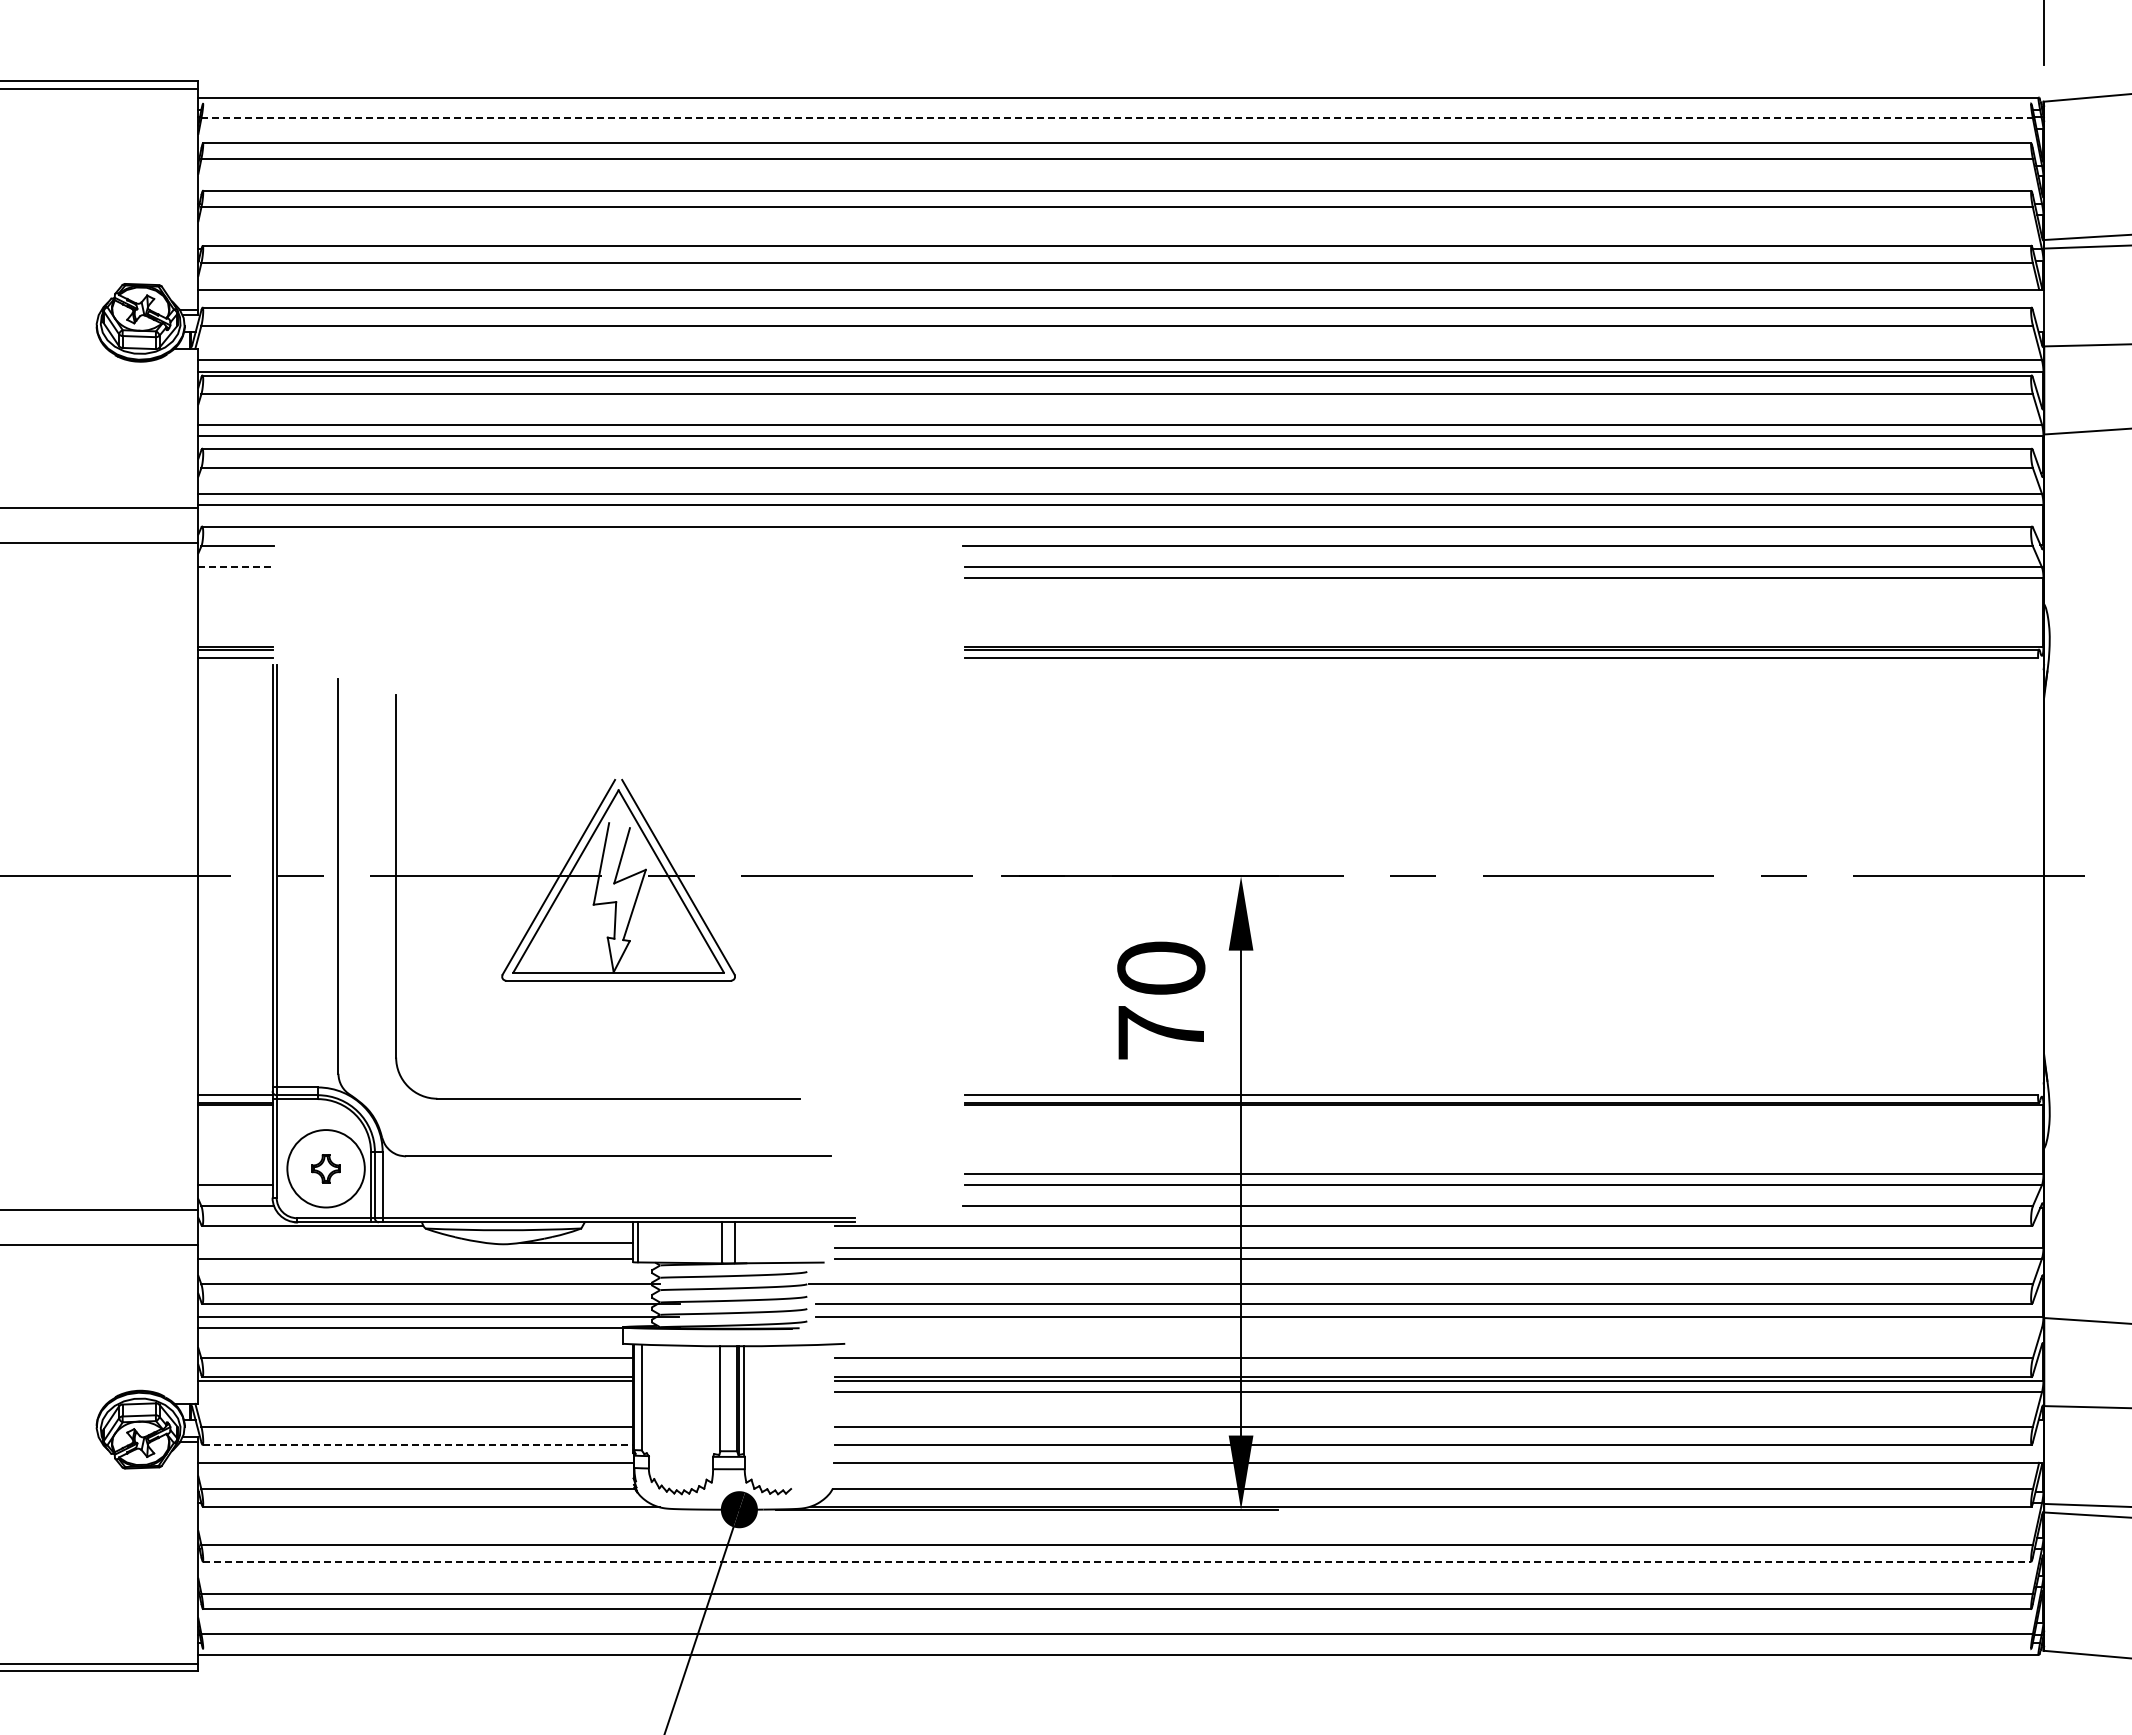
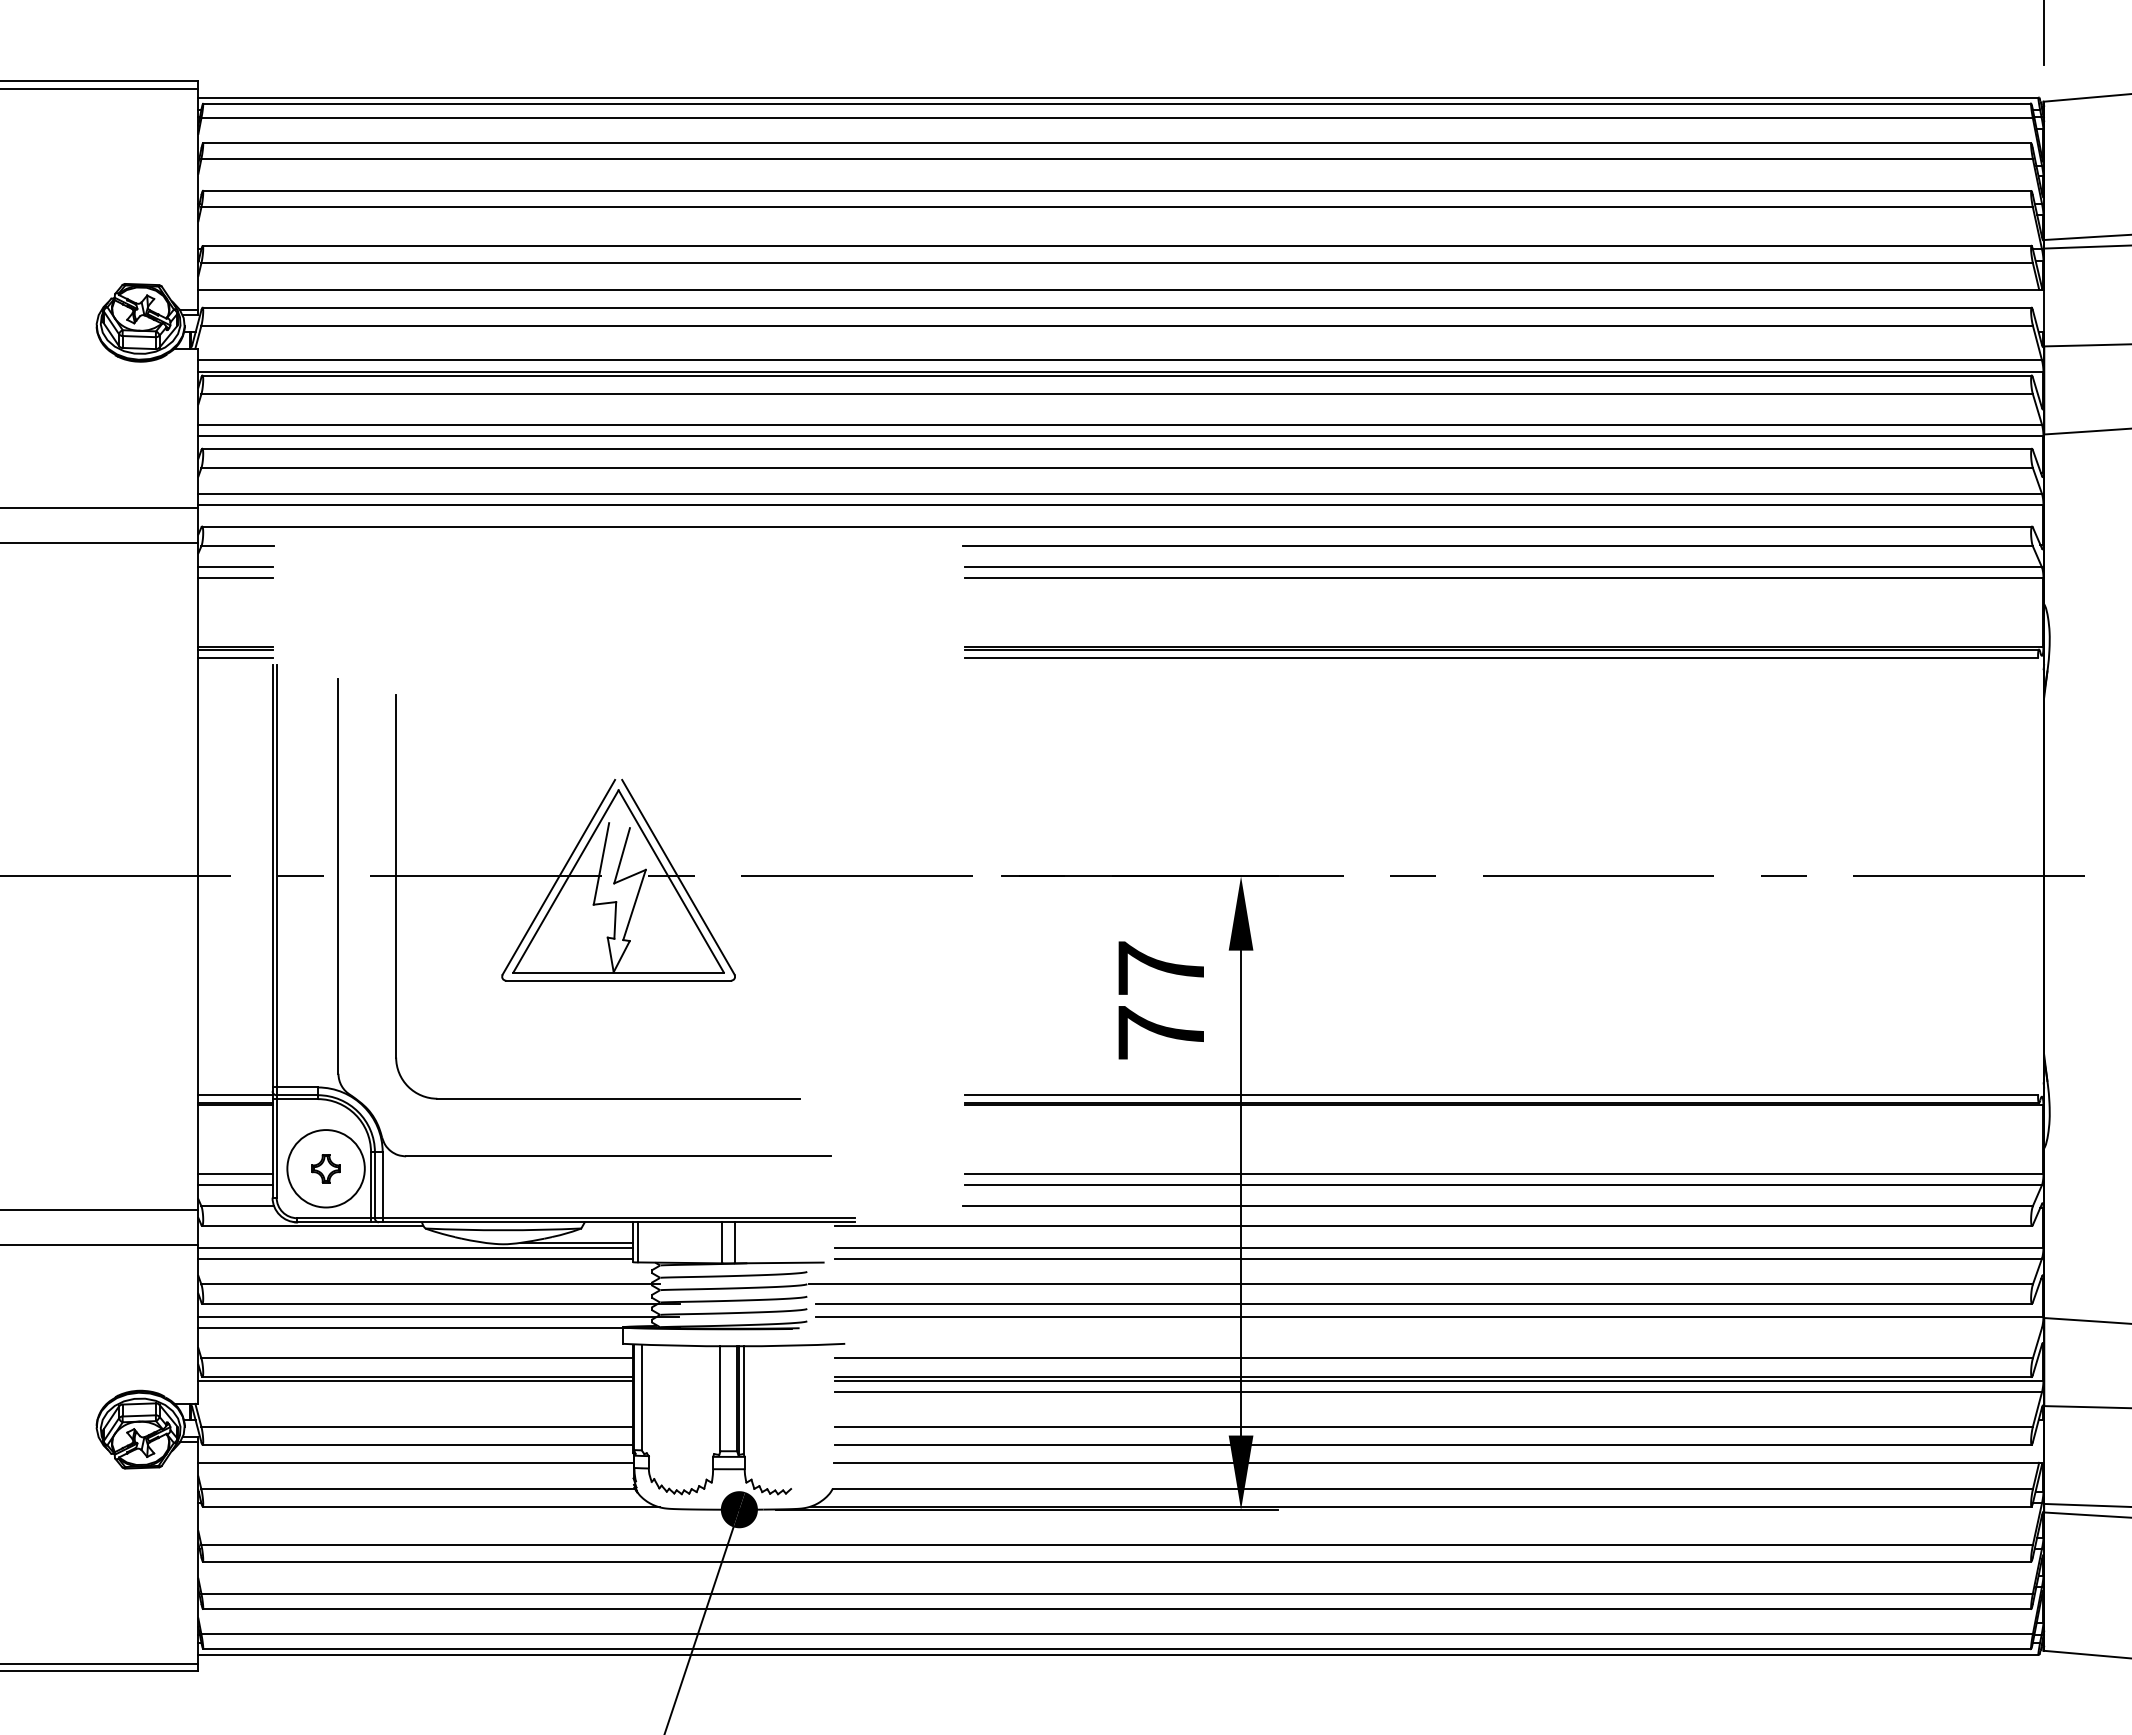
line: none -> present (1117, 103)
line: dashed -> solid (1117, 118)
line: dashed -> solid (235, 567)
line: none -> present (235, 578)
text: 70 -> 77 (1161, 967)
line: none -> present (235, 1174)
line: none -> present (415, 1247)
line: dashed -> solid (418, 1444)
line: dashed -> solid (1117, 1561)
line: none -> present (1117, 1648)
